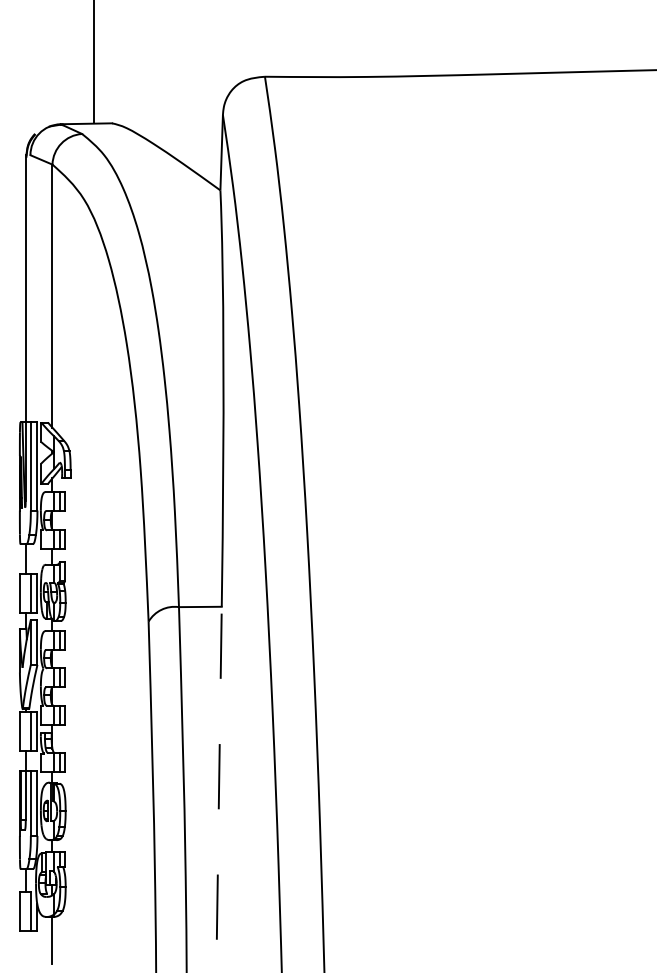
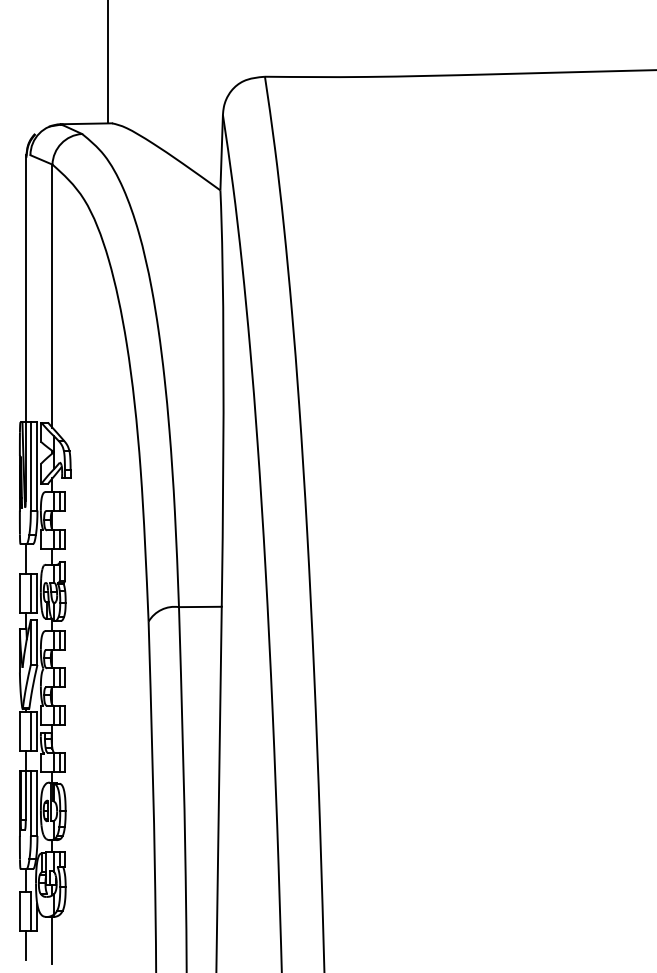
line position: (93, 62) -> (107, 62) (107, 62)
line: dashed -> solid (219, 789)
line: none -> present (26, 944)
